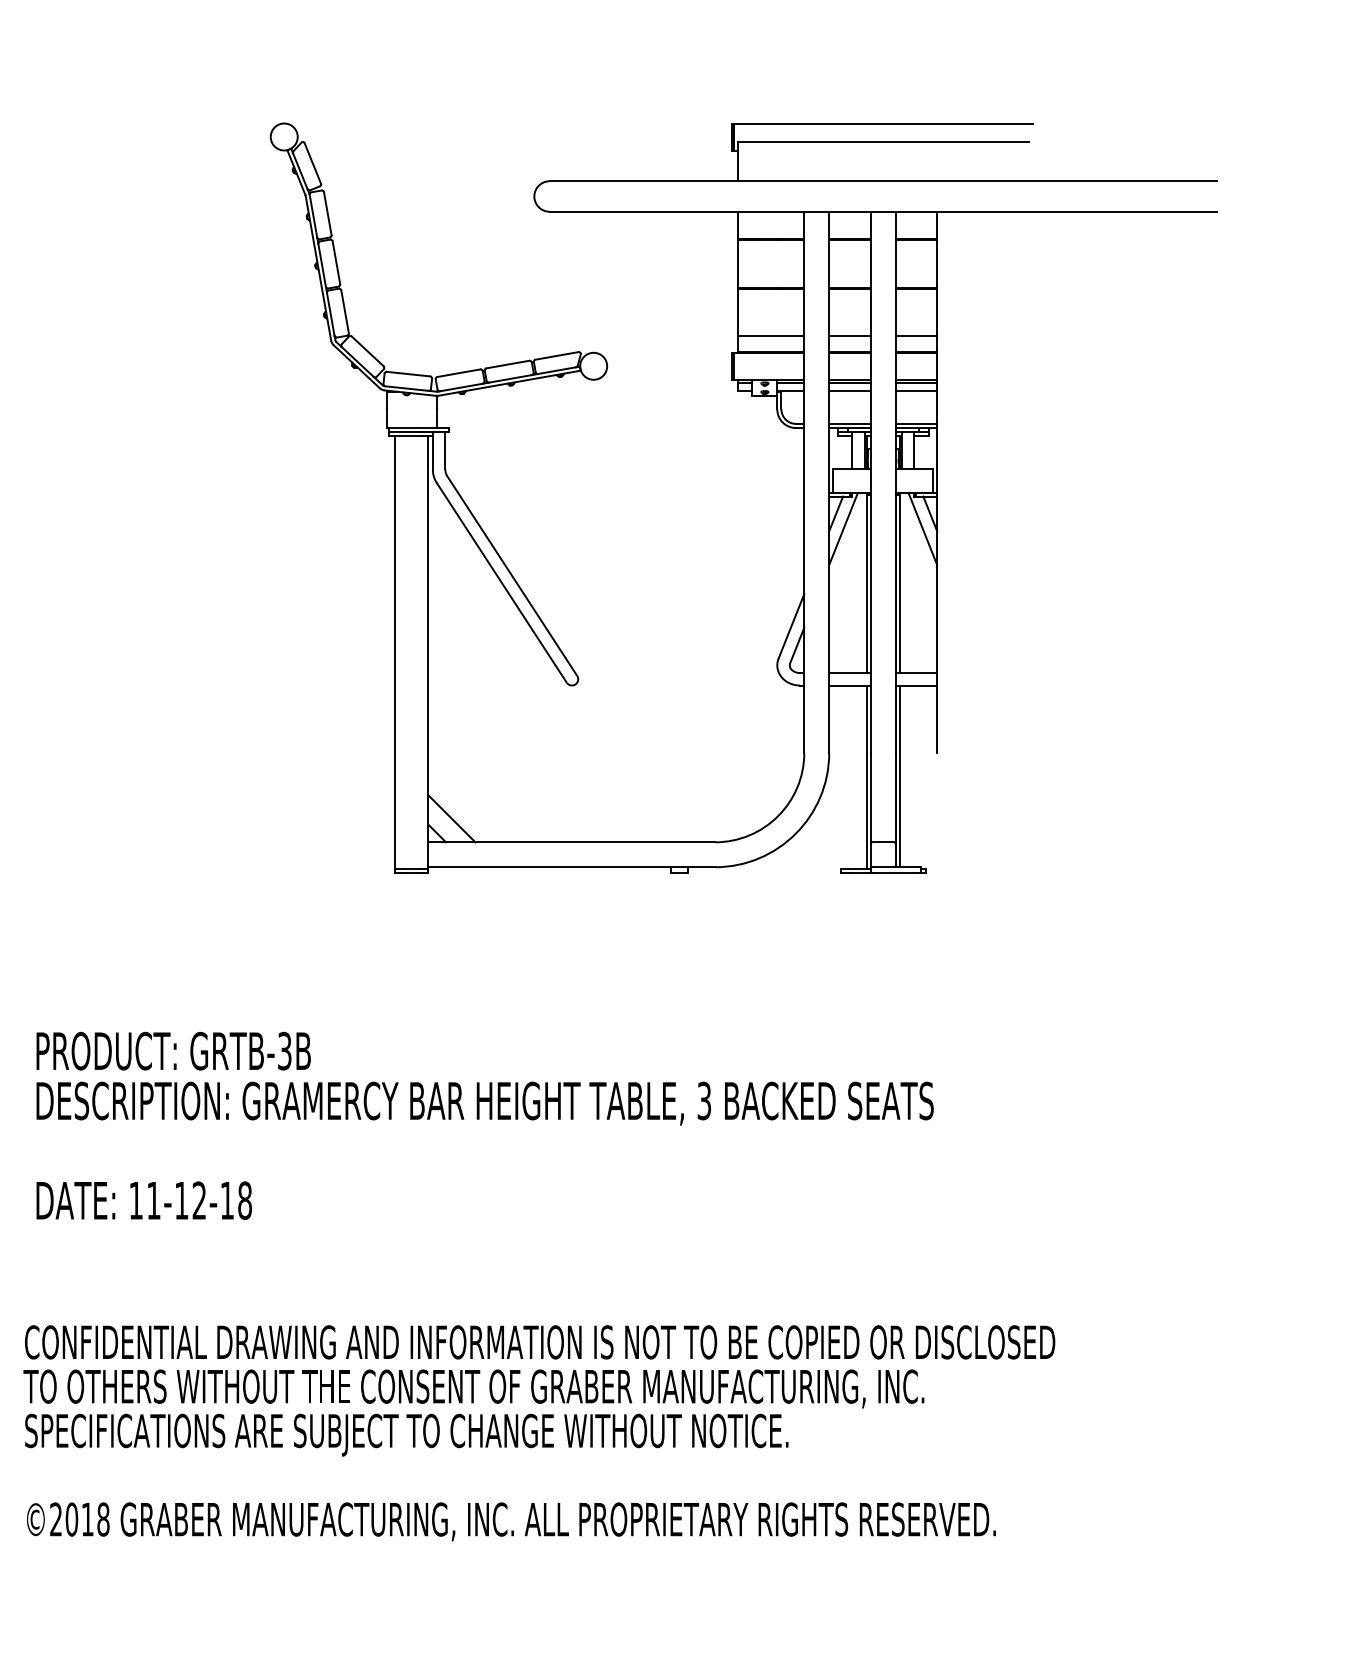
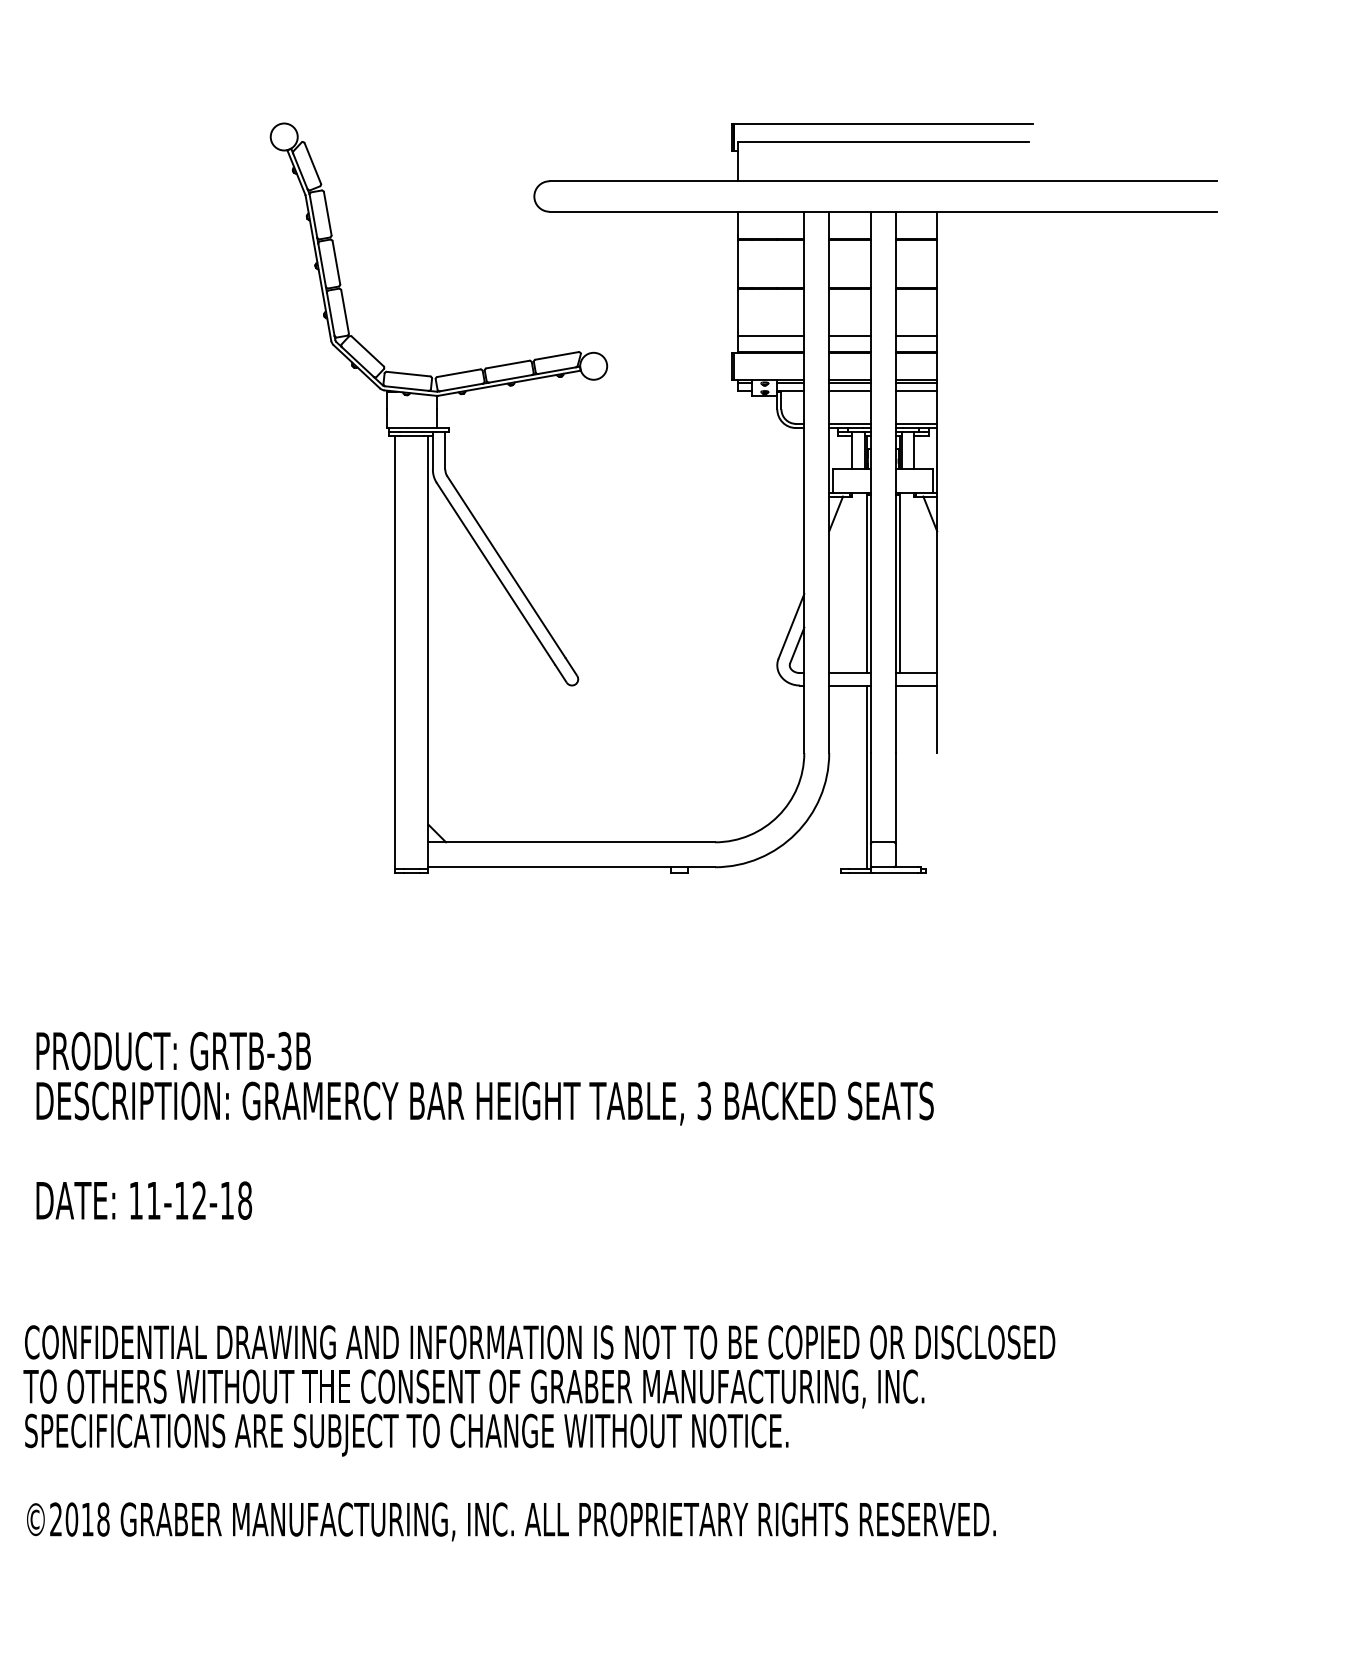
line: present -> none (843, 529)
line: present -> none (922, 529)
line: present -> none (899, 776)
line: present -> none (451, 818)
